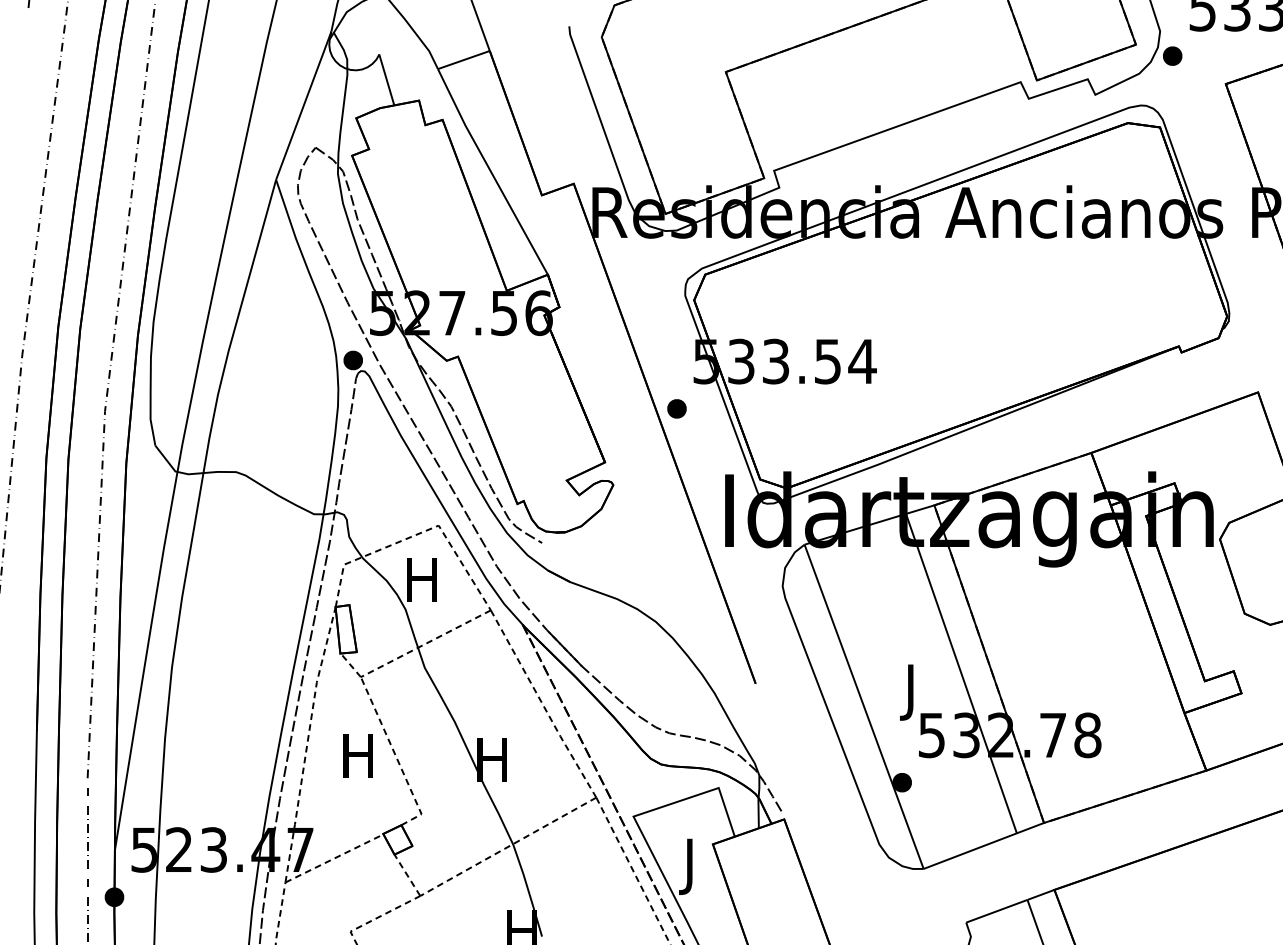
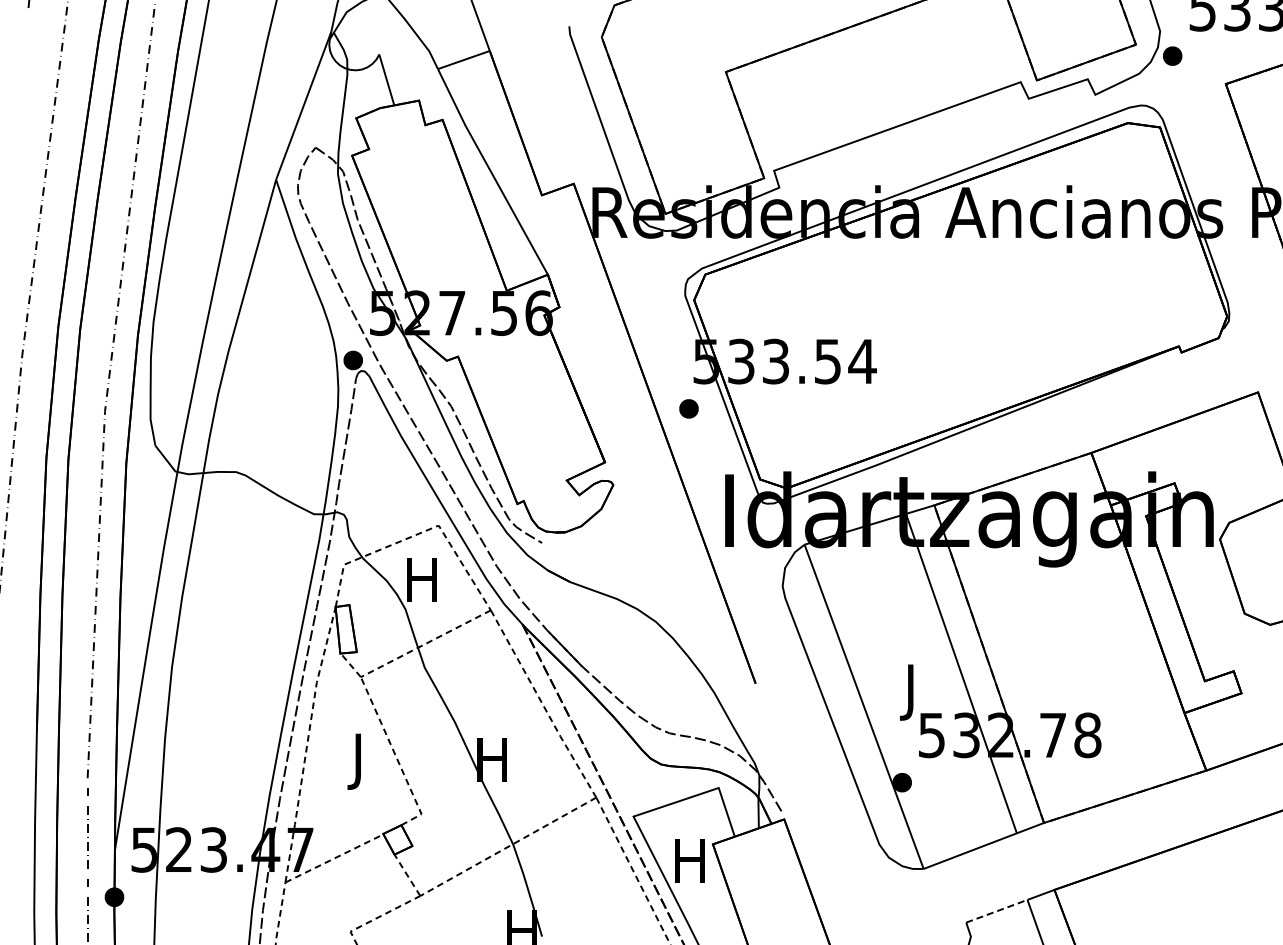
part position: (676, 408) -> (688, 408) (688, 408)
text: H -> J (357, 761)
text: J -> H (689, 866)
line: solid -> dashed (996, 911)
